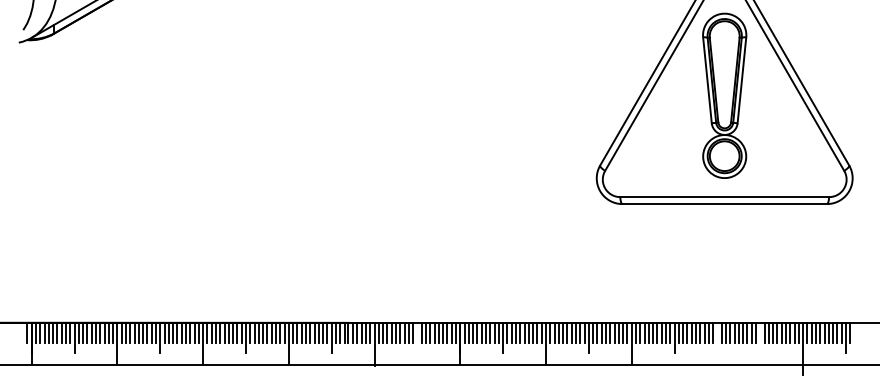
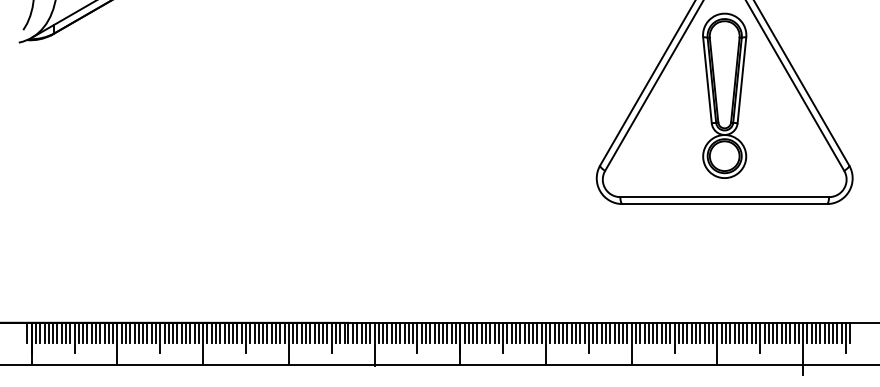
line: none -> present (417, 337)
line: none -> present (760, 337)
line: none -> present (717, 343)
